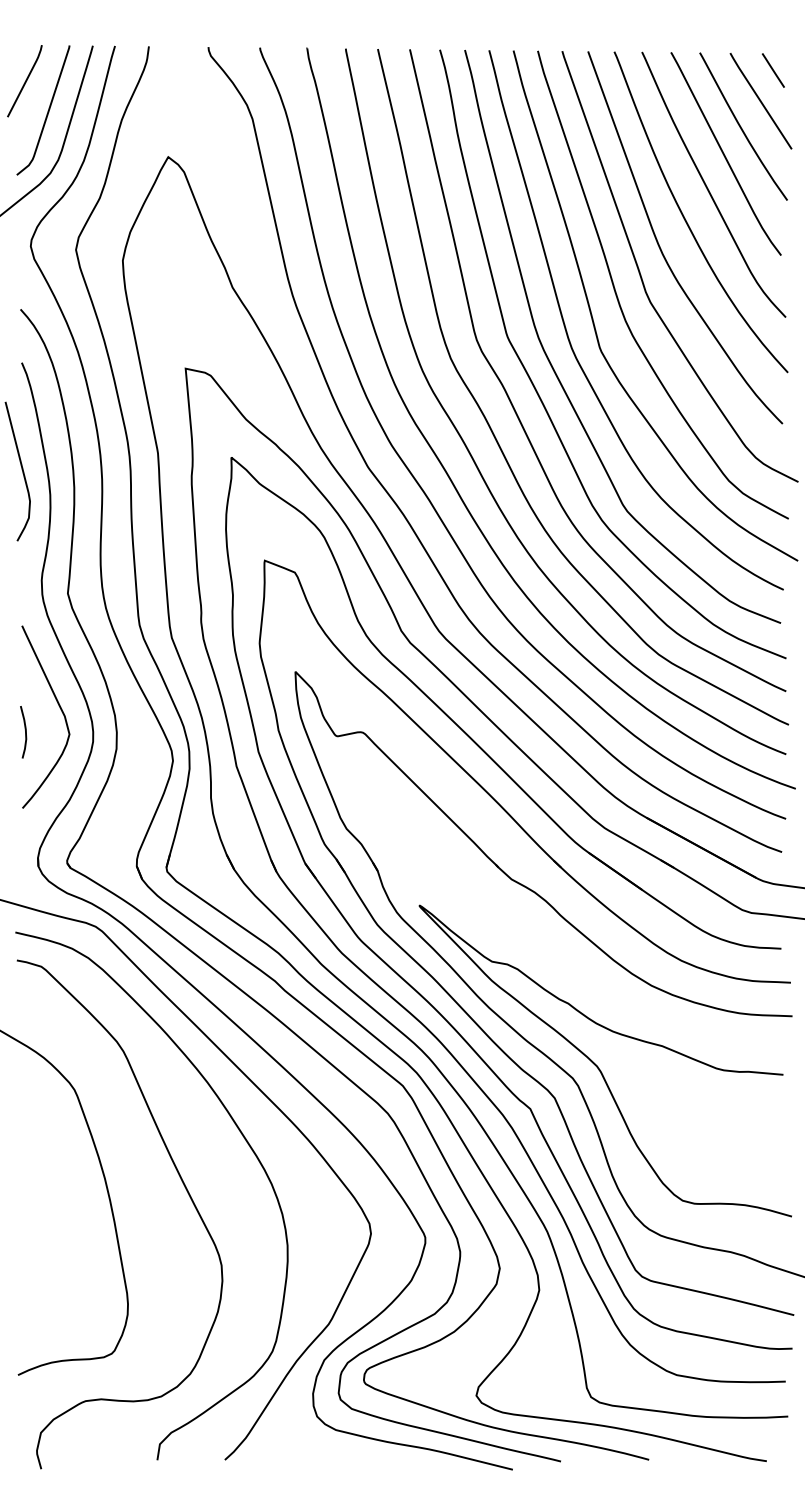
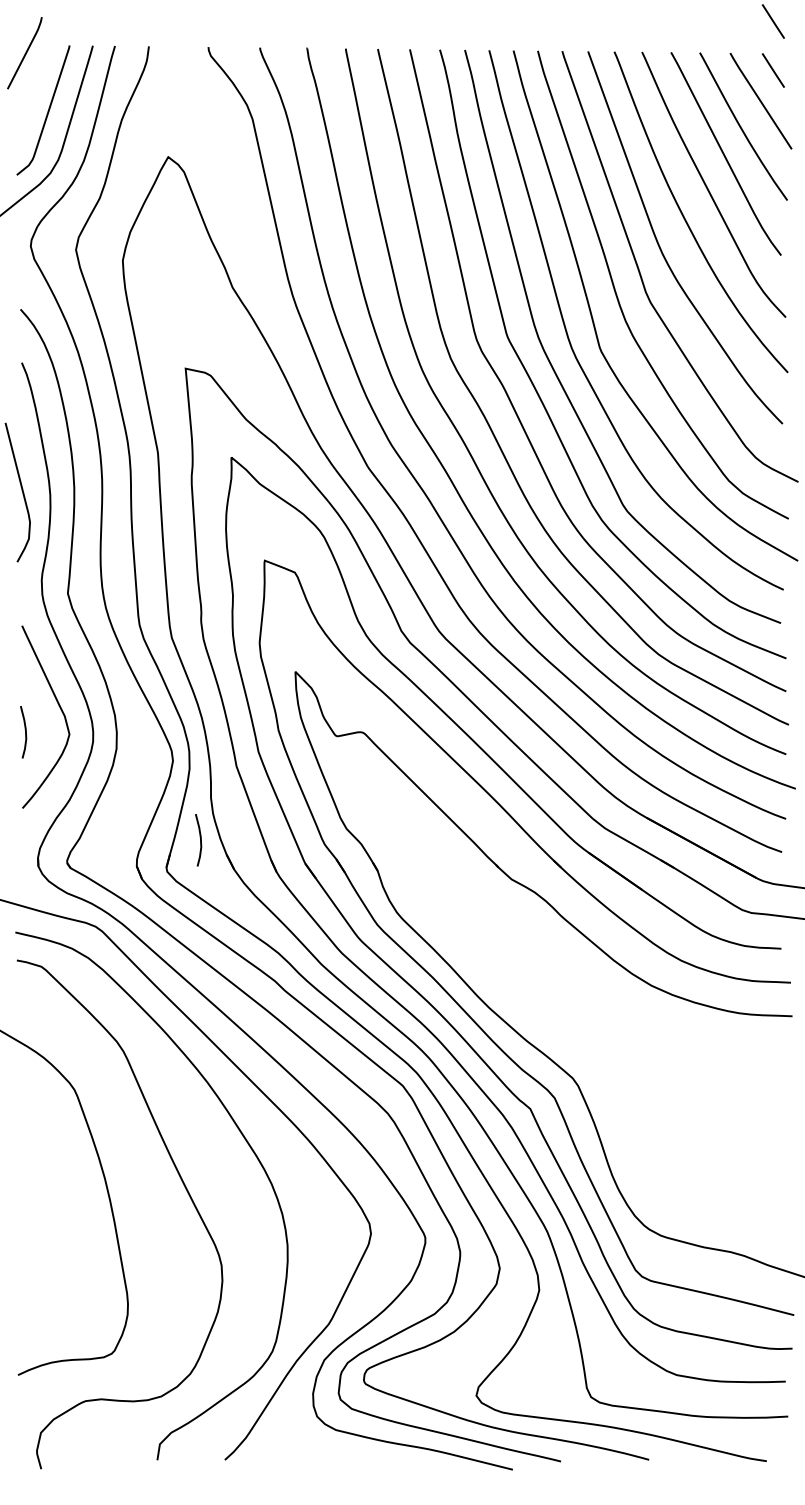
line: none -> present (772, 21)
line position: (24, 81) -> (24, 53) (24, 53)
curve position: (21, 469) -> (21, 490) (21, 490)
curve: none -> present (200, 840)
curve: present -> none (598, 1066)
